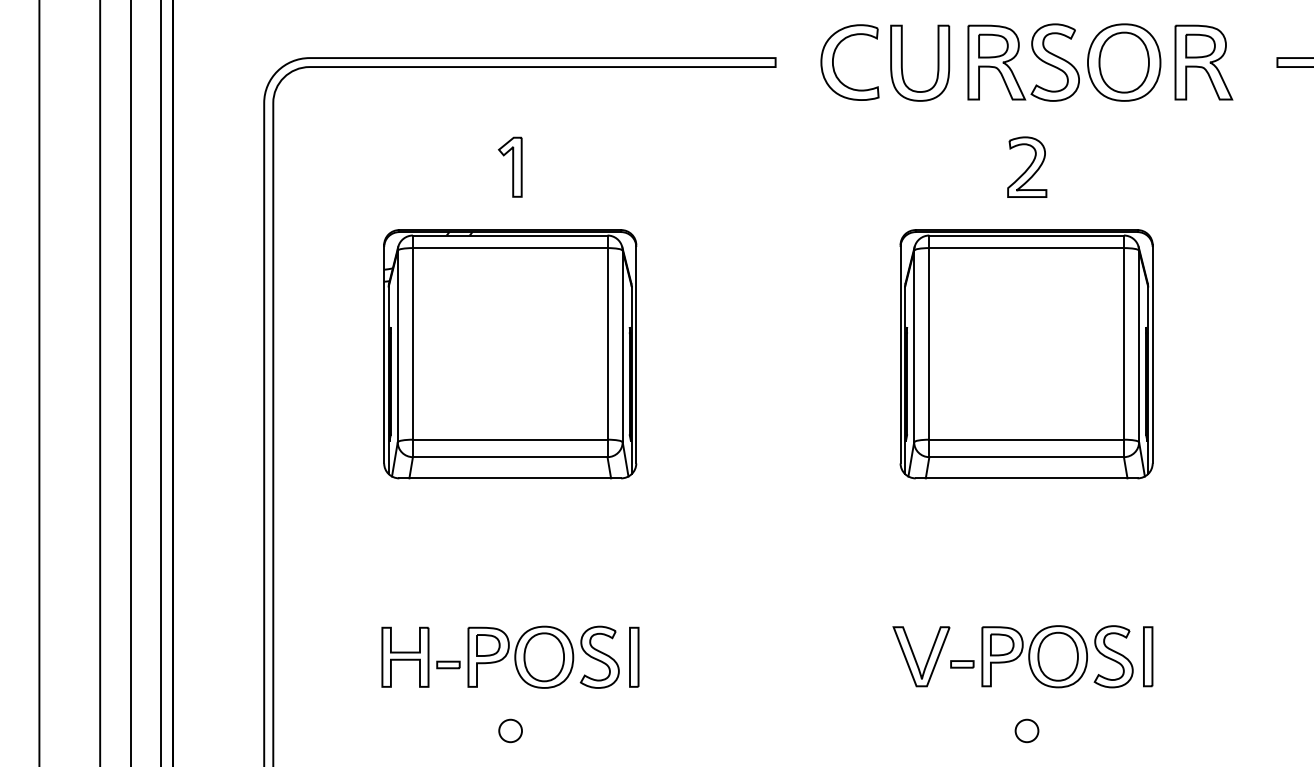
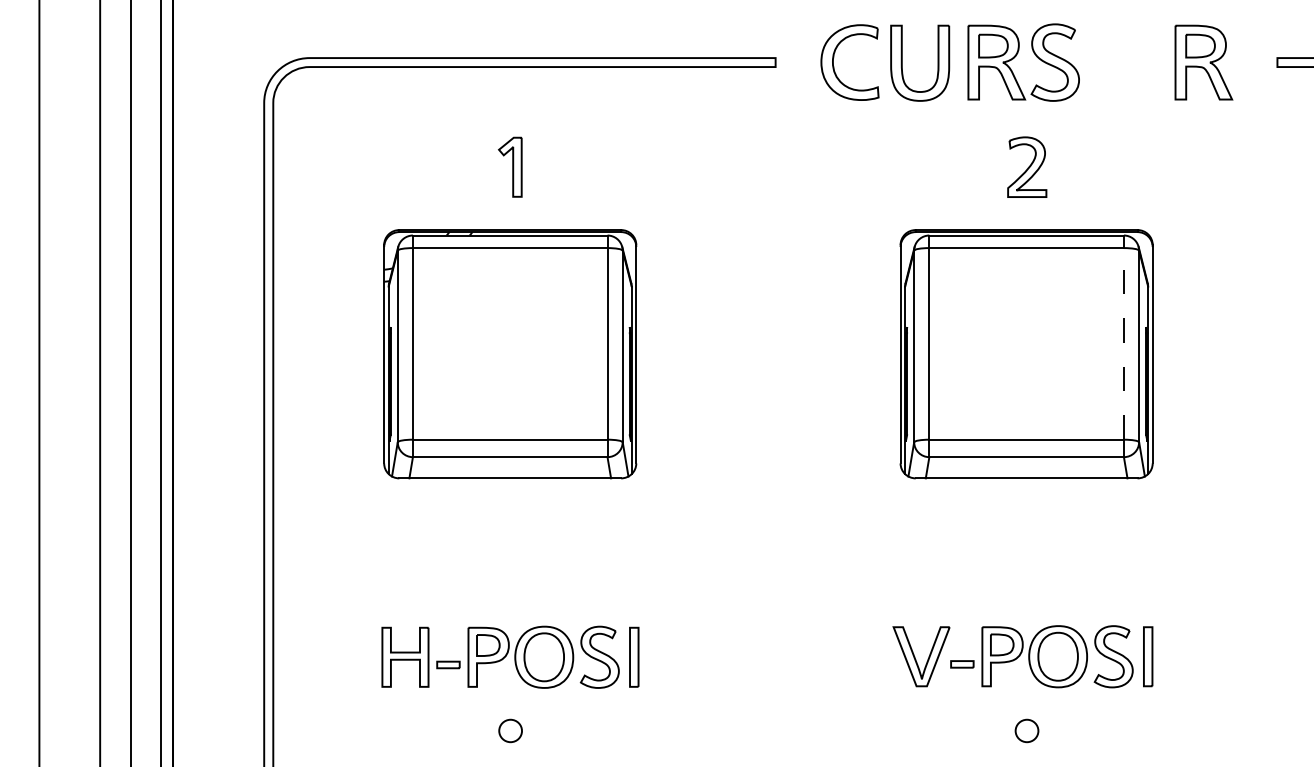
part: present -> none (1124, 62)
line: solid -> dashed (1123, 343)
